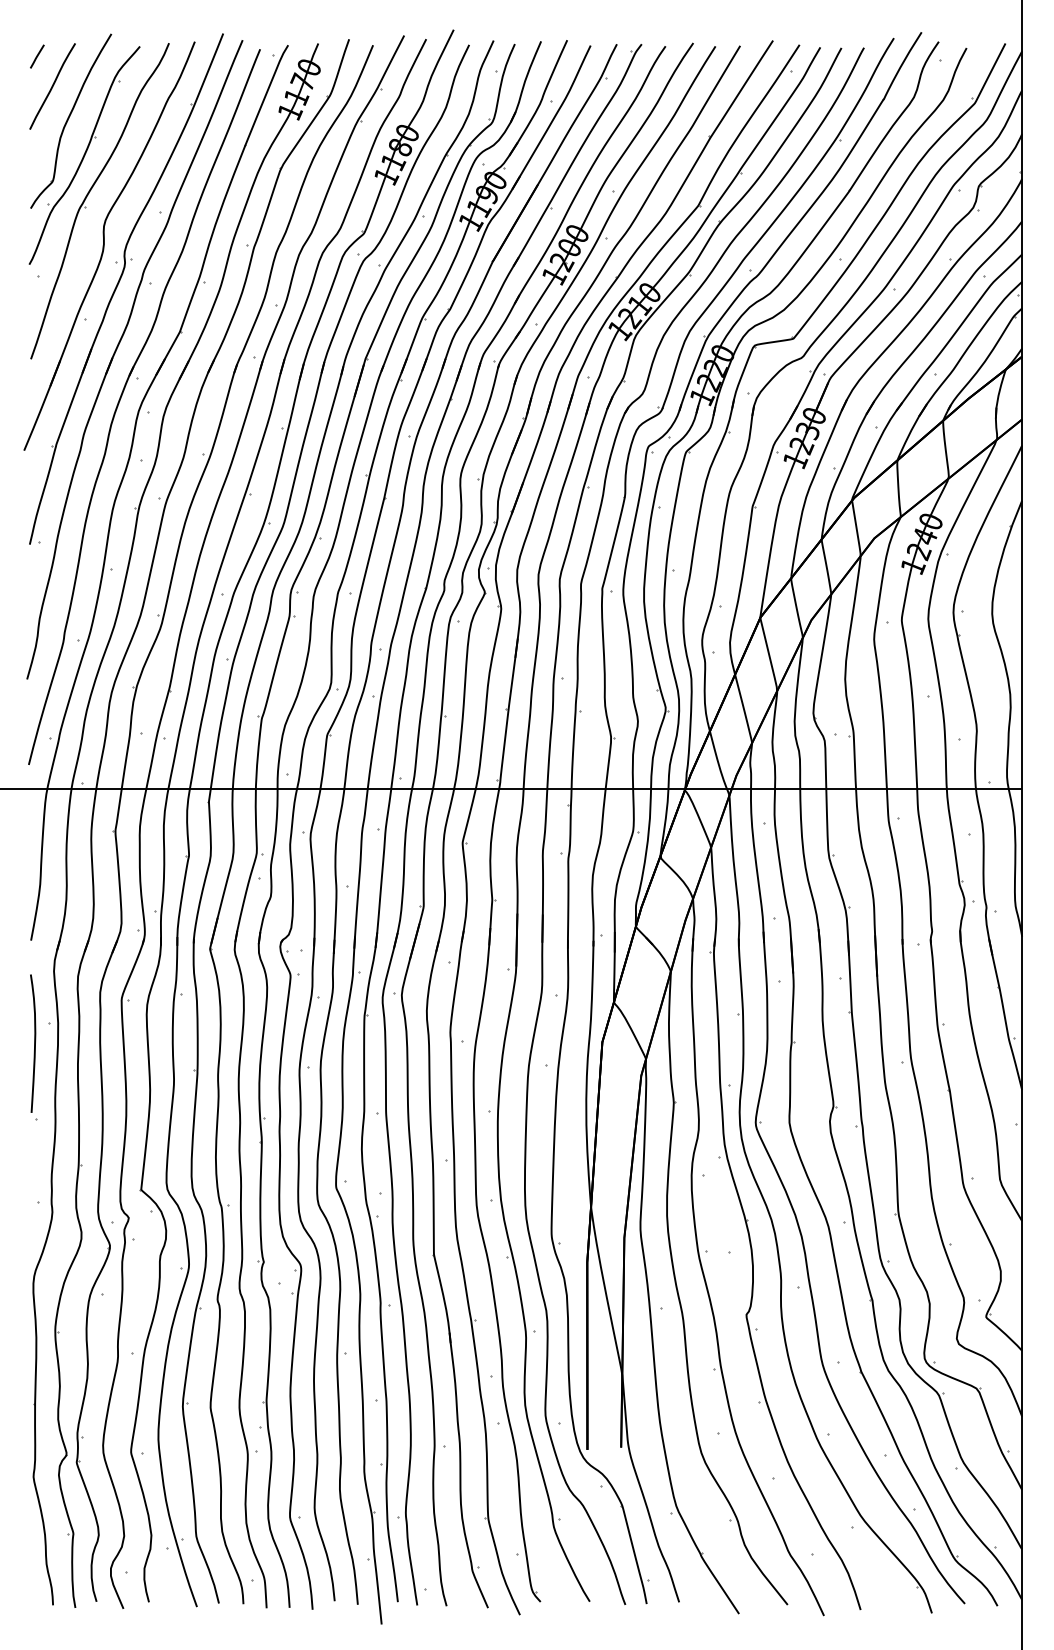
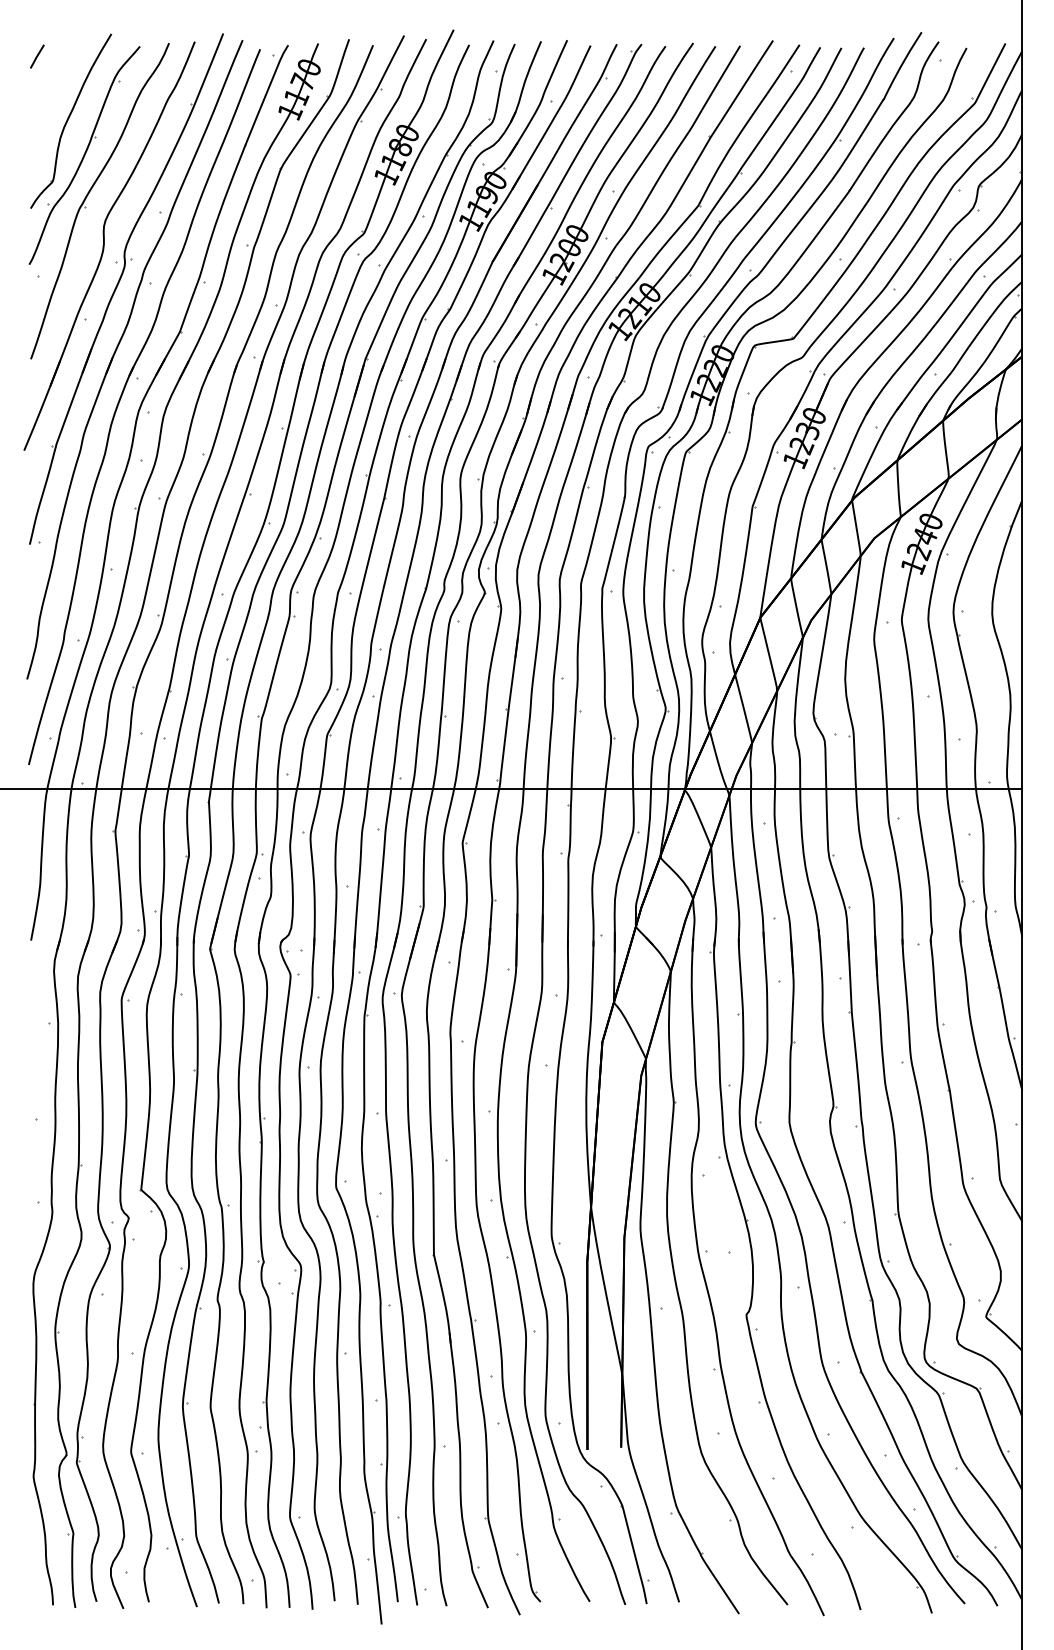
line: present -> none (52, 86)
curve: present -> none (34, 1043)
